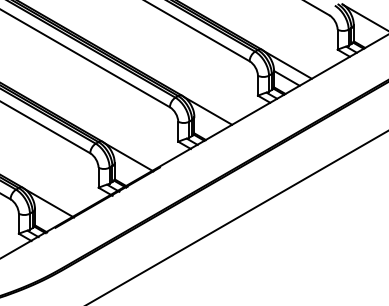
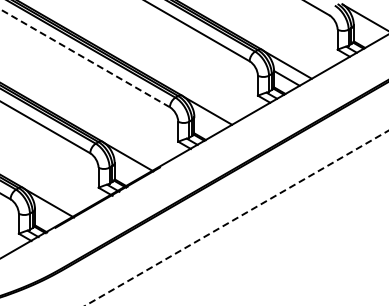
line: solid -> dashed (85, 58)
line: solid -> dashed (237, 217)
